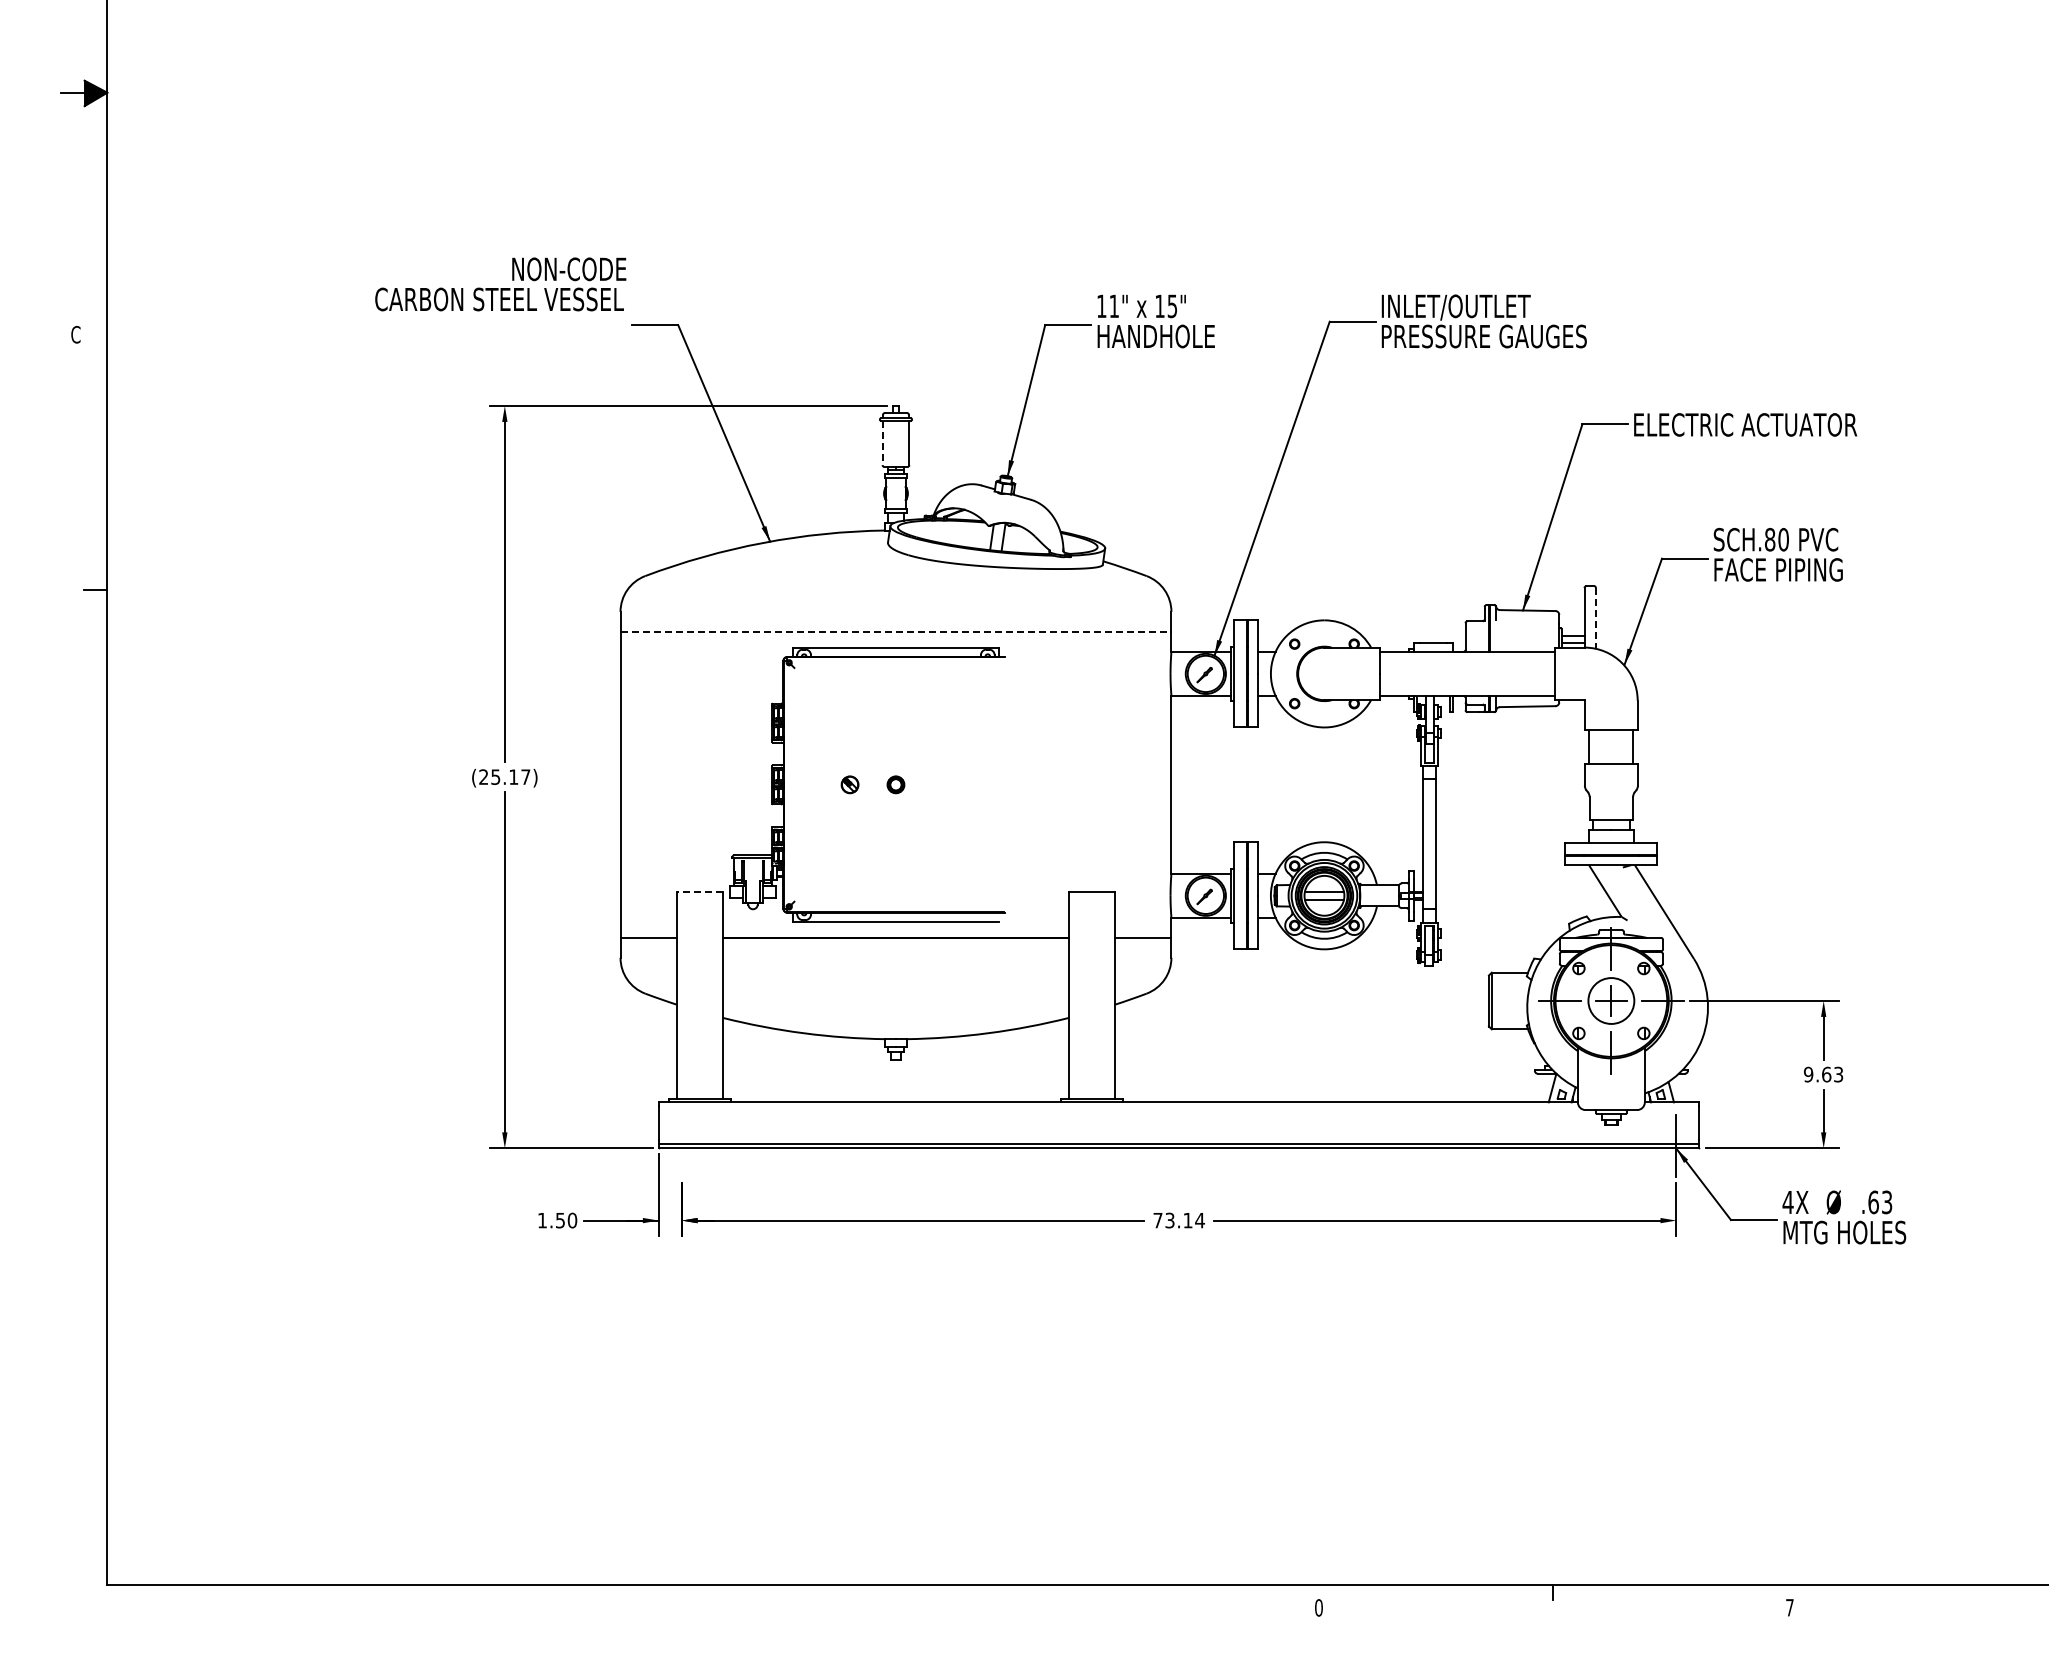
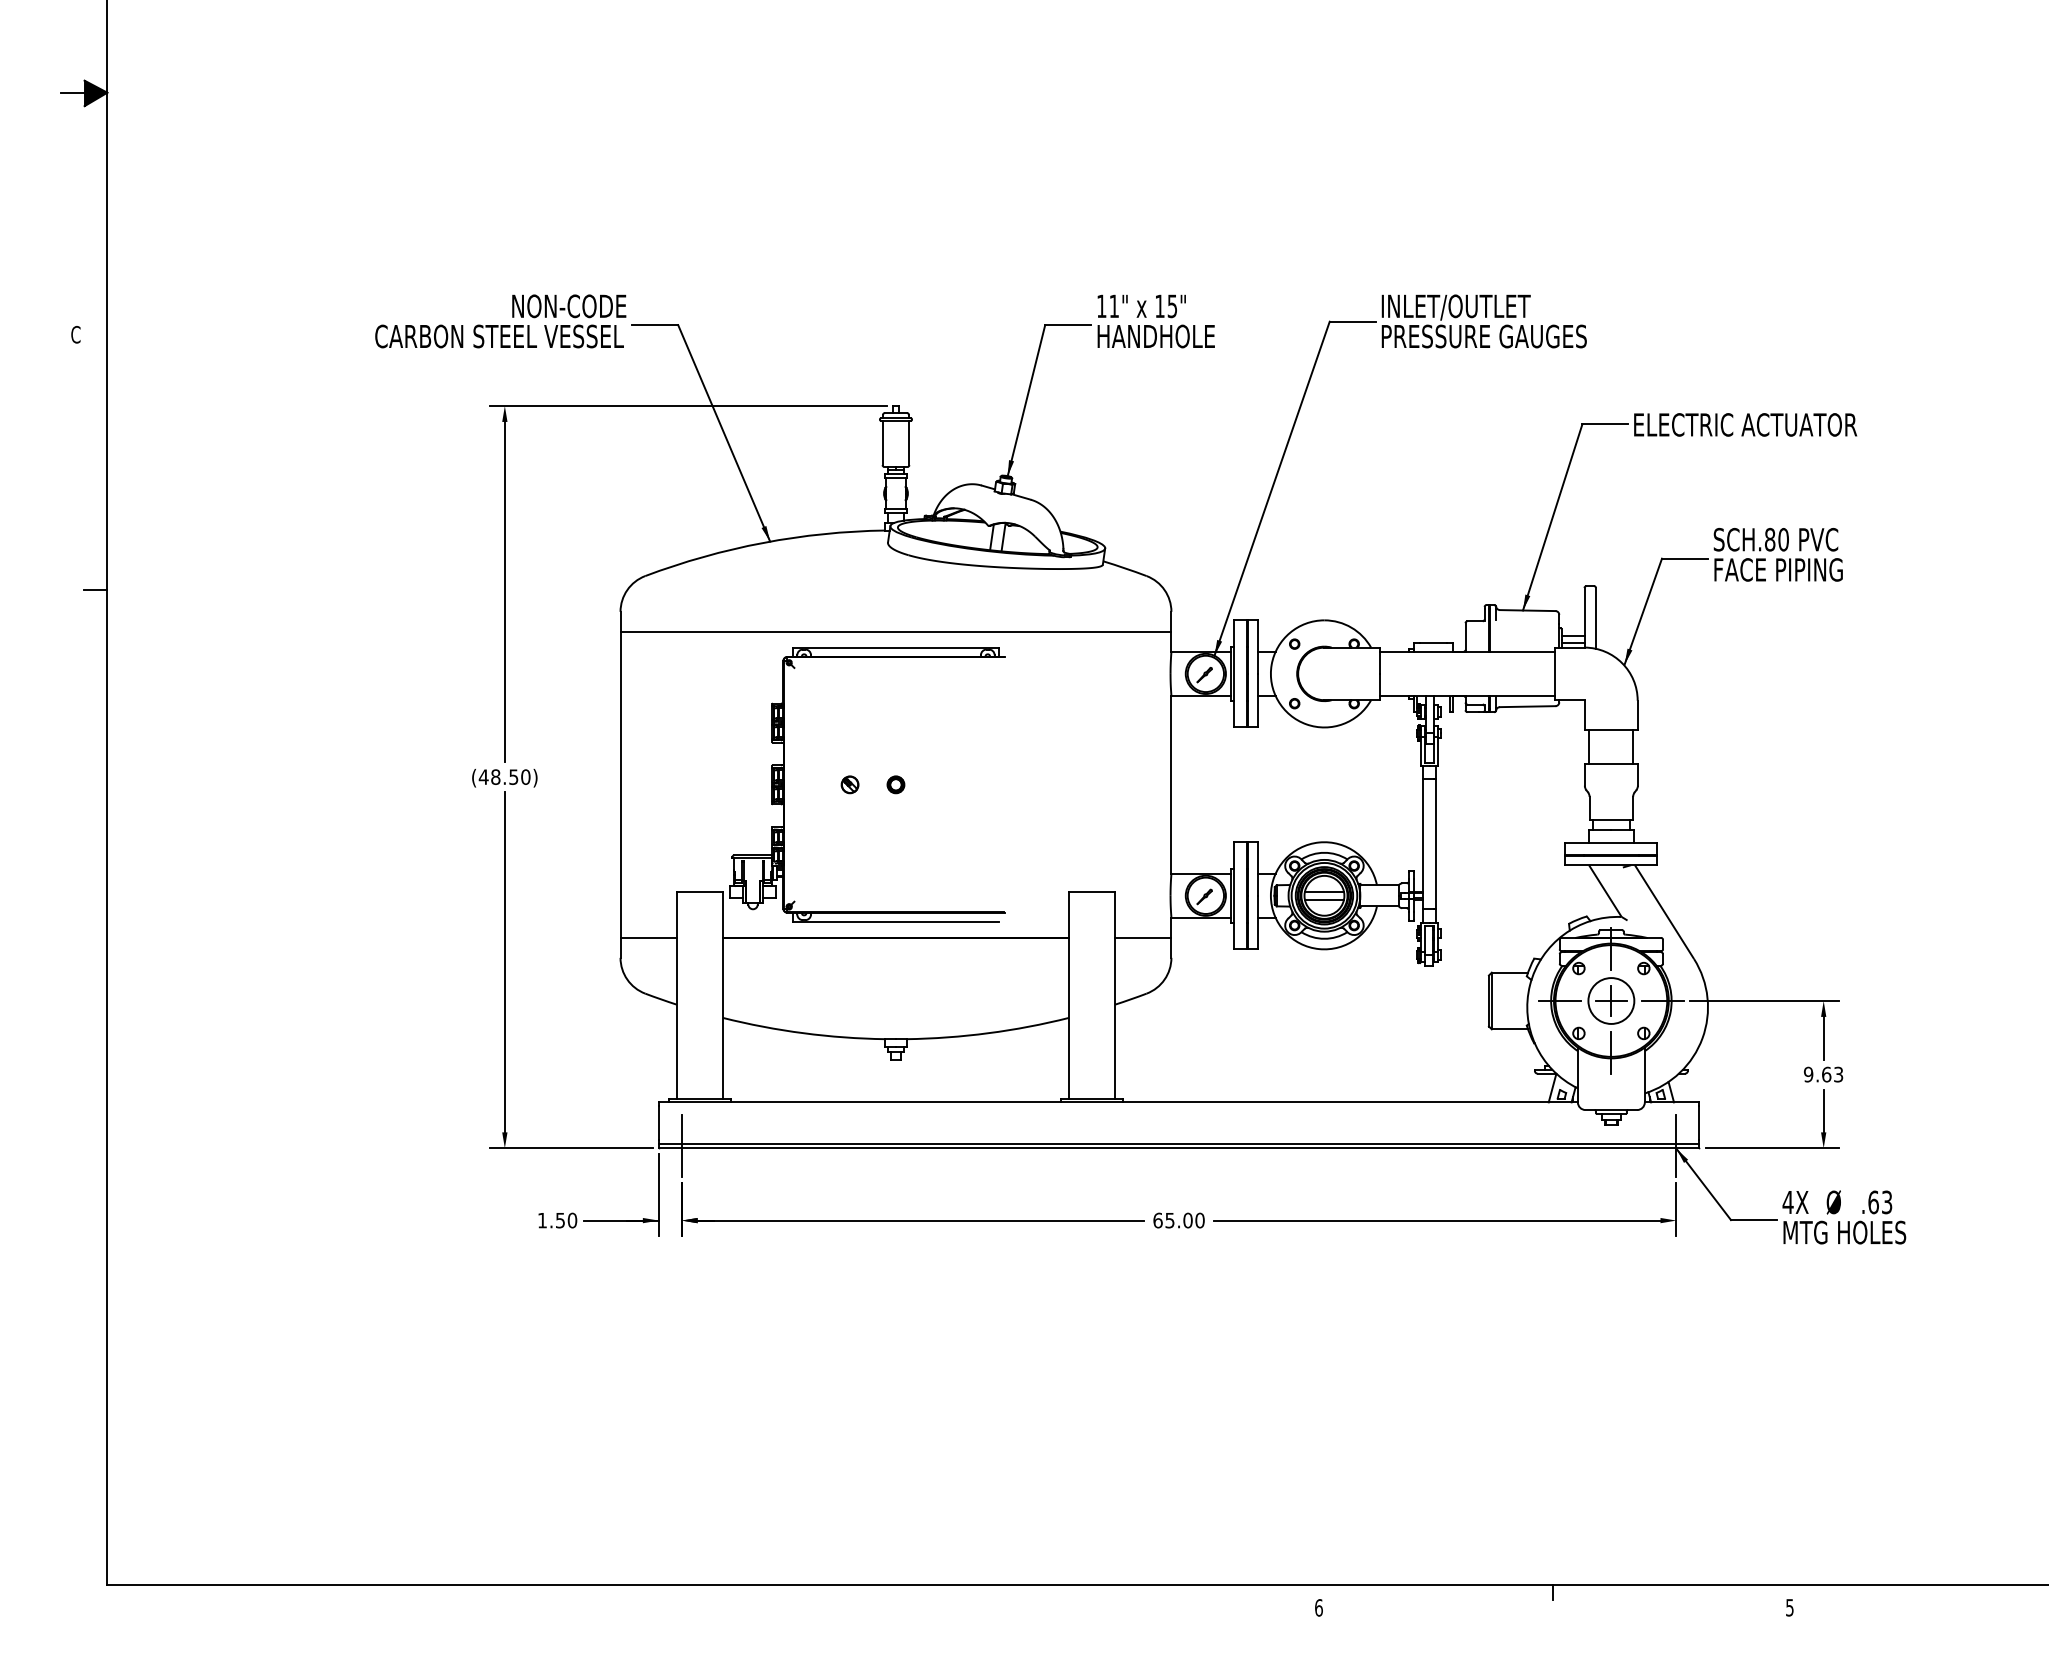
text position: (500, 284) -> (500, 321) (500, 321)
line: dashed -> solid (882, 443)
line: dashed -> solid (1596, 618)
line: dashed -> solid (896, 631)
text: (25.17) -> (48.50) (504, 776)
line: dashed -> solid (699, 891)
line: none -> present (681, 1145)
text: 73.14 -> 65.00 (1178, 1220)
text: 0 -> 6 (1318, 1607)
text: 7 -> 5 (1789, 1607)
